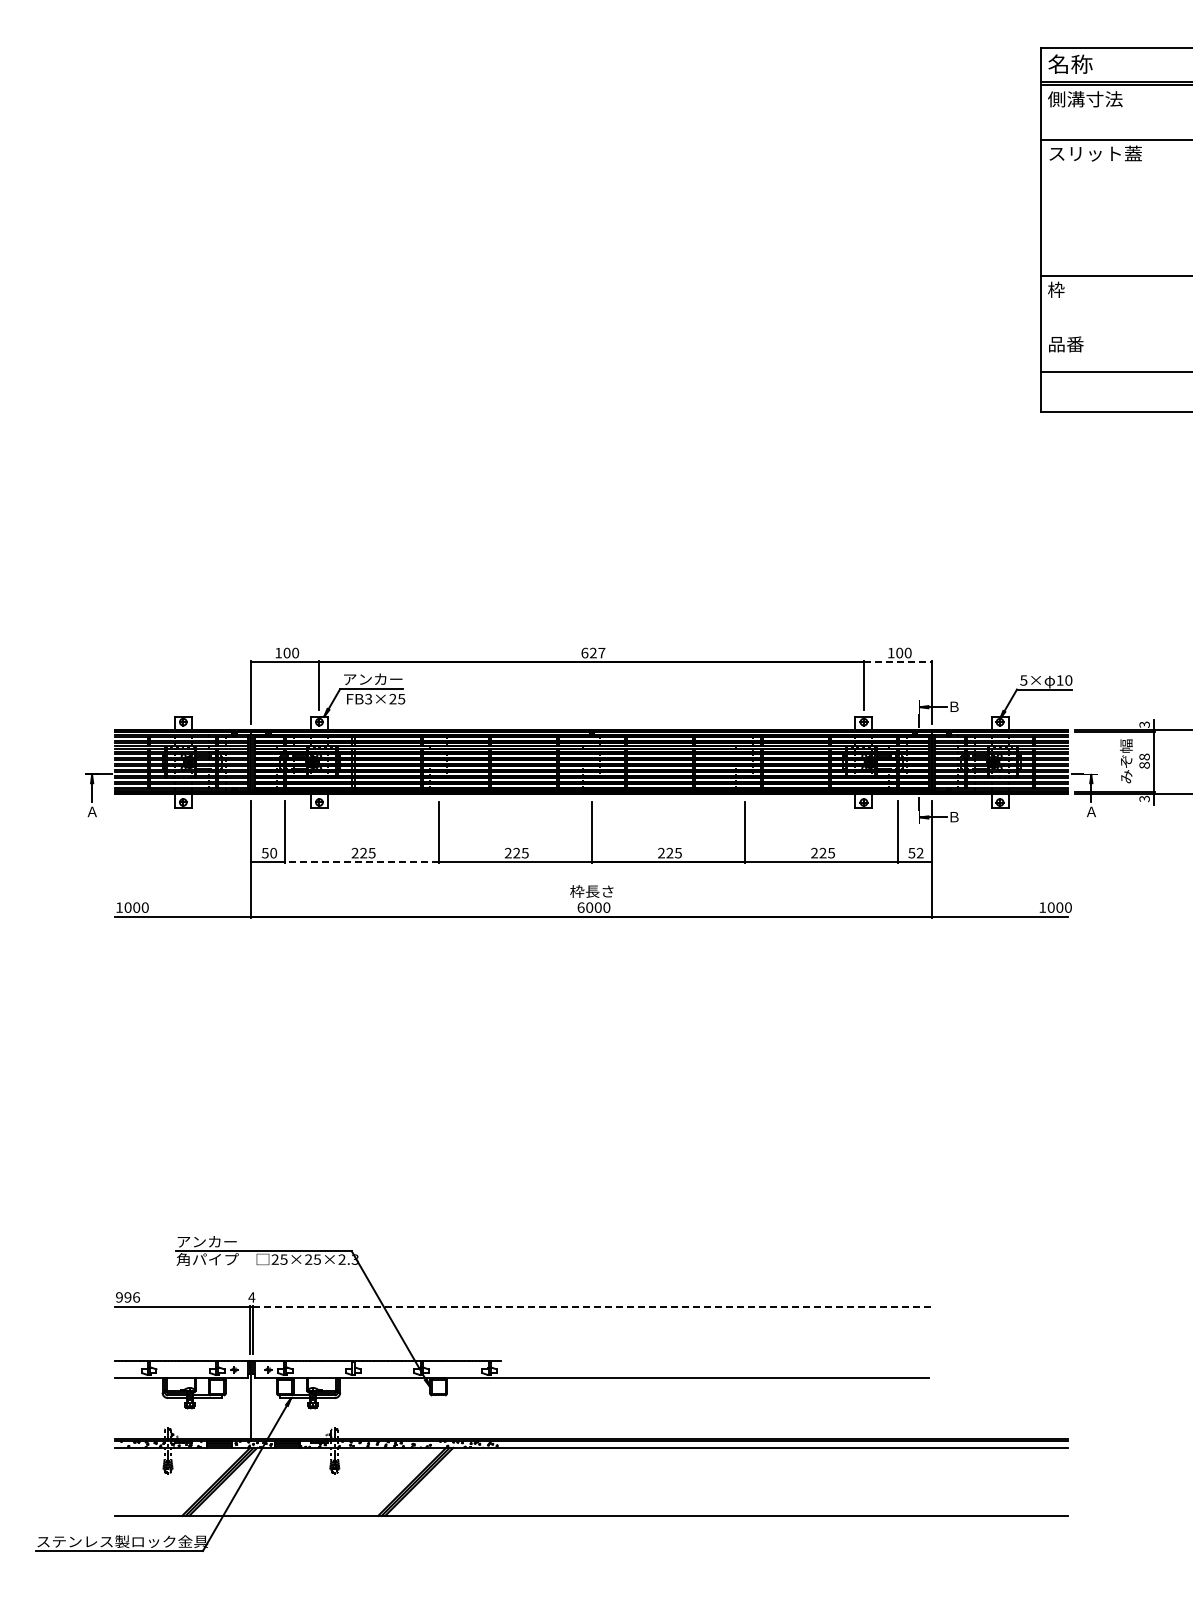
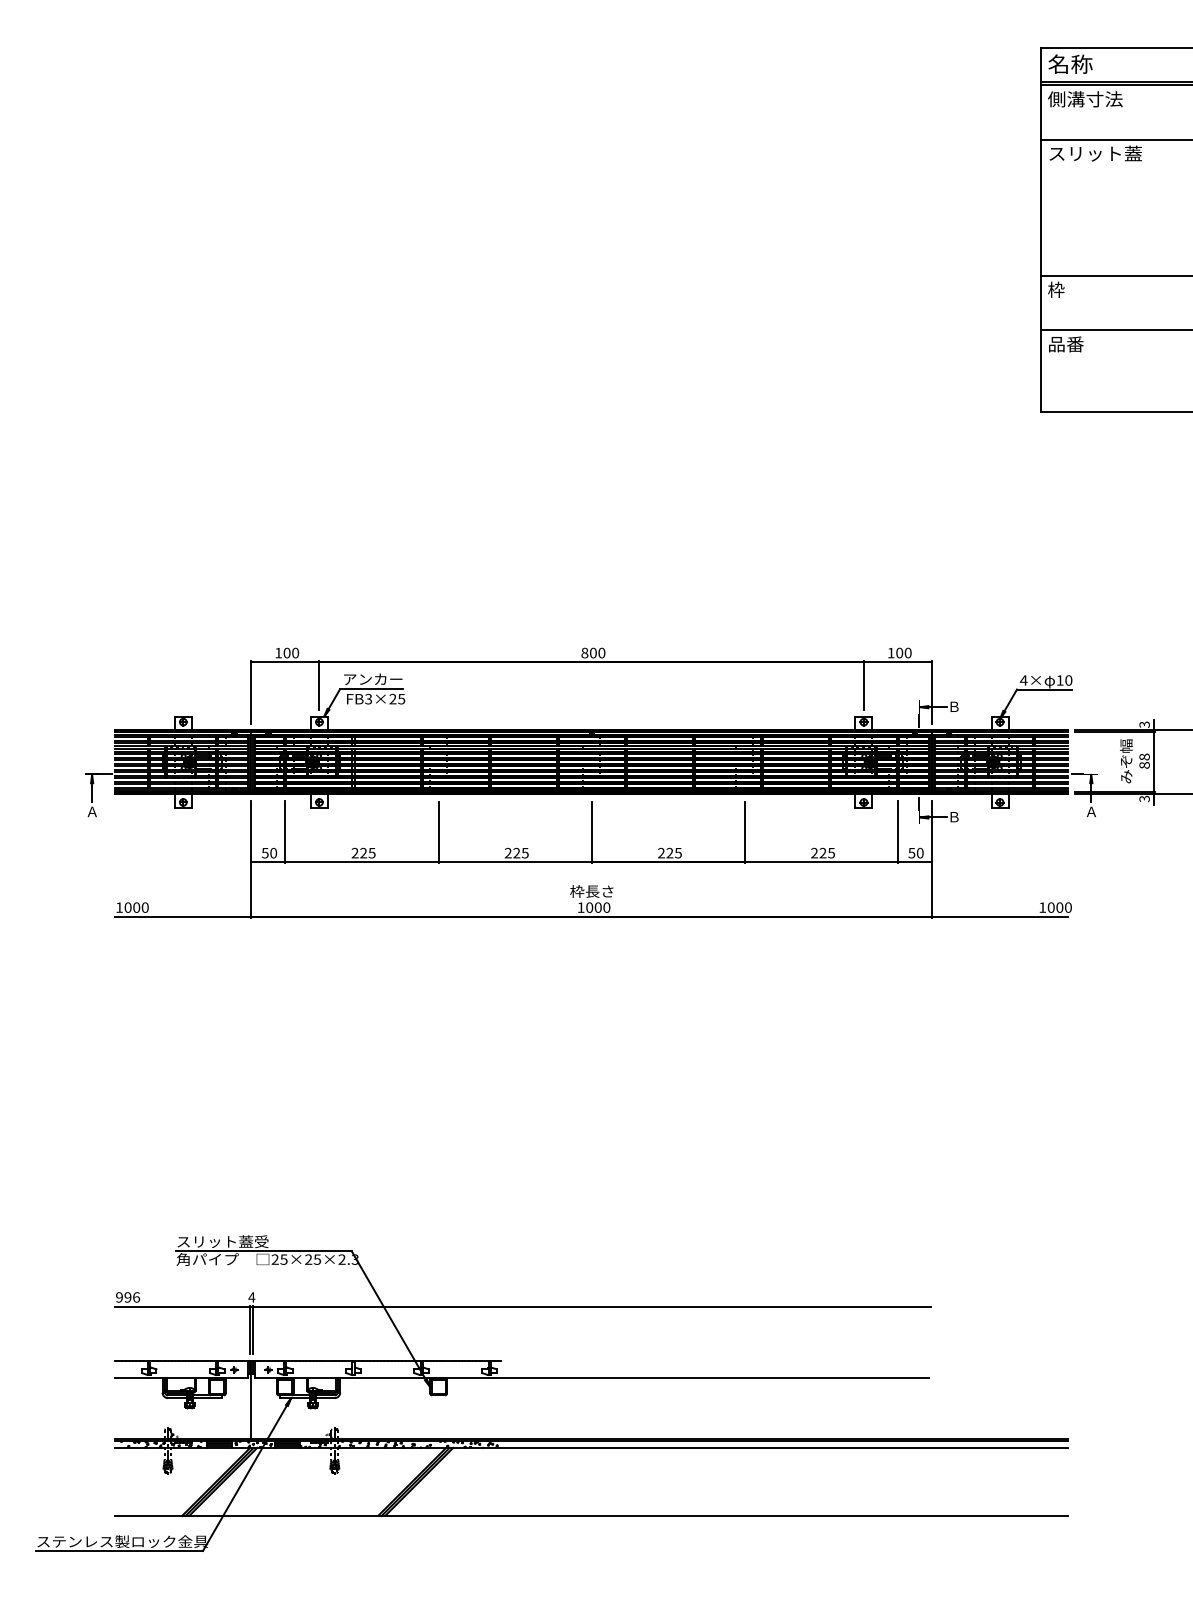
line position: (1114, 372) -> (1114, 330) (1114, 330)
text: 627 -> 800 (593, 652)
line: dashed -> solid (898, 662)
text: 5× -> 4× (1023, 680)
text: 52 -> 50 (920, 853)
line: dashed -> solid (362, 862)
text: 6000 -> 1000 (580, 907)
text: アンカー -> スリット蓋受 (222, 1241)
line: dashed -> solid (591, 1306)
